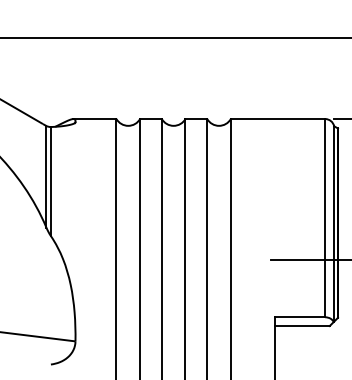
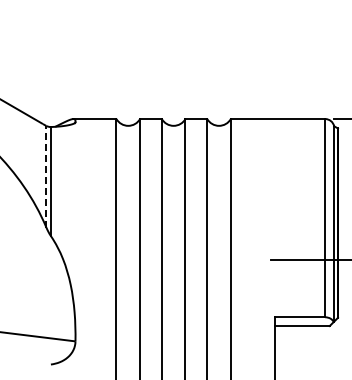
line: present -> none (175, 37)
line: solid -> dashed (46, 176)
